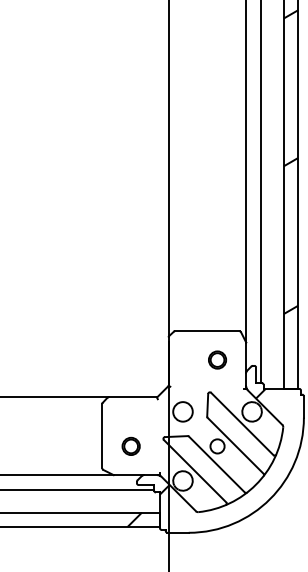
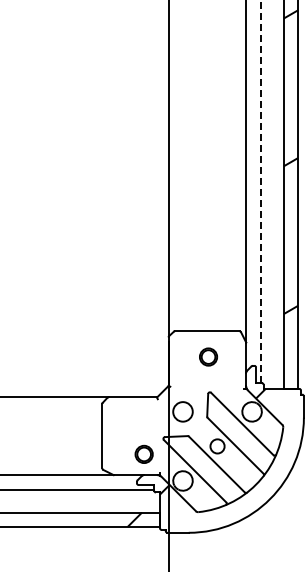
line: solid -> dashed (260, 191)
circle position: (217, 359) -> (208, 356) (208, 356)
part position: (130, 445) -> (143, 453) (143, 453)
